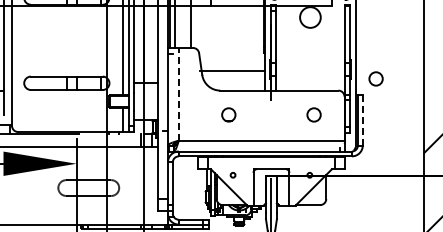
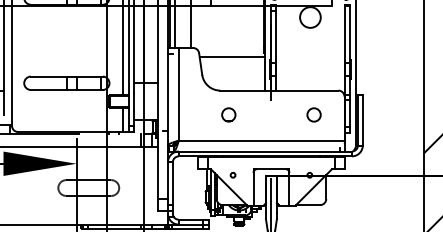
line position: (231, 70) -> (231, 56) (231, 56)
circle: present -> none (375, 78)
line: dashed -> solid (178, 93)
line: dashed -> solid (362, 120)
